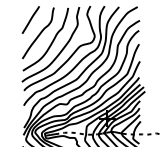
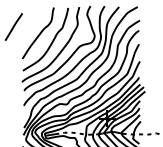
line position: (30, 19) -> (13, 26) (13, 26)
